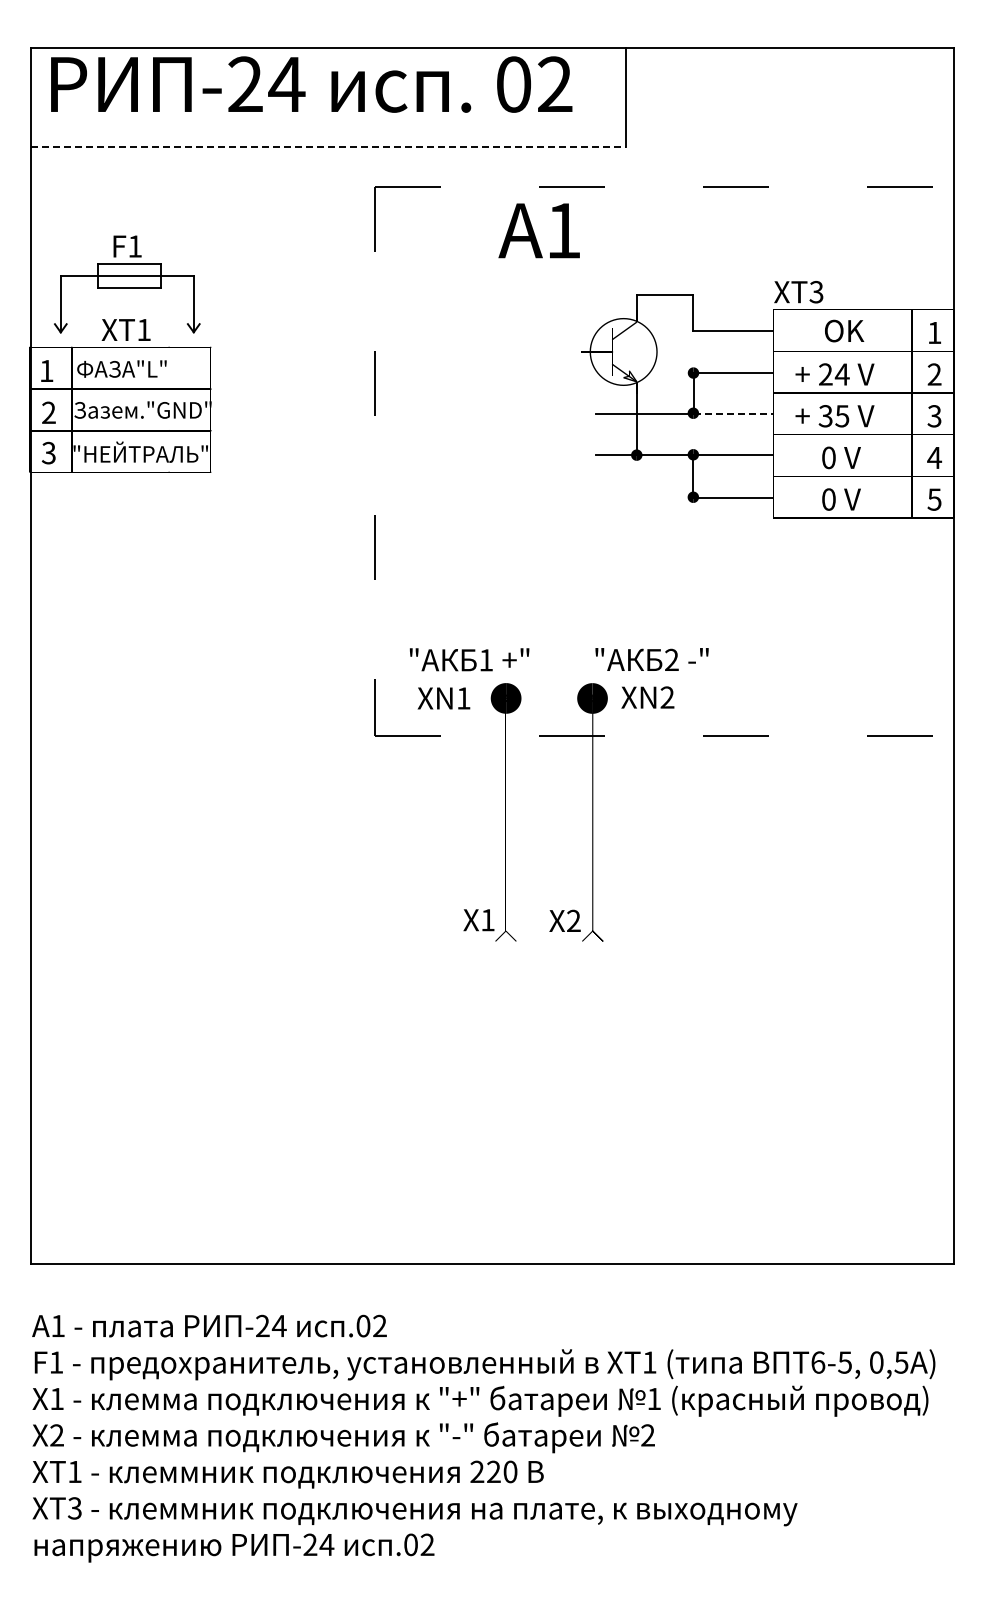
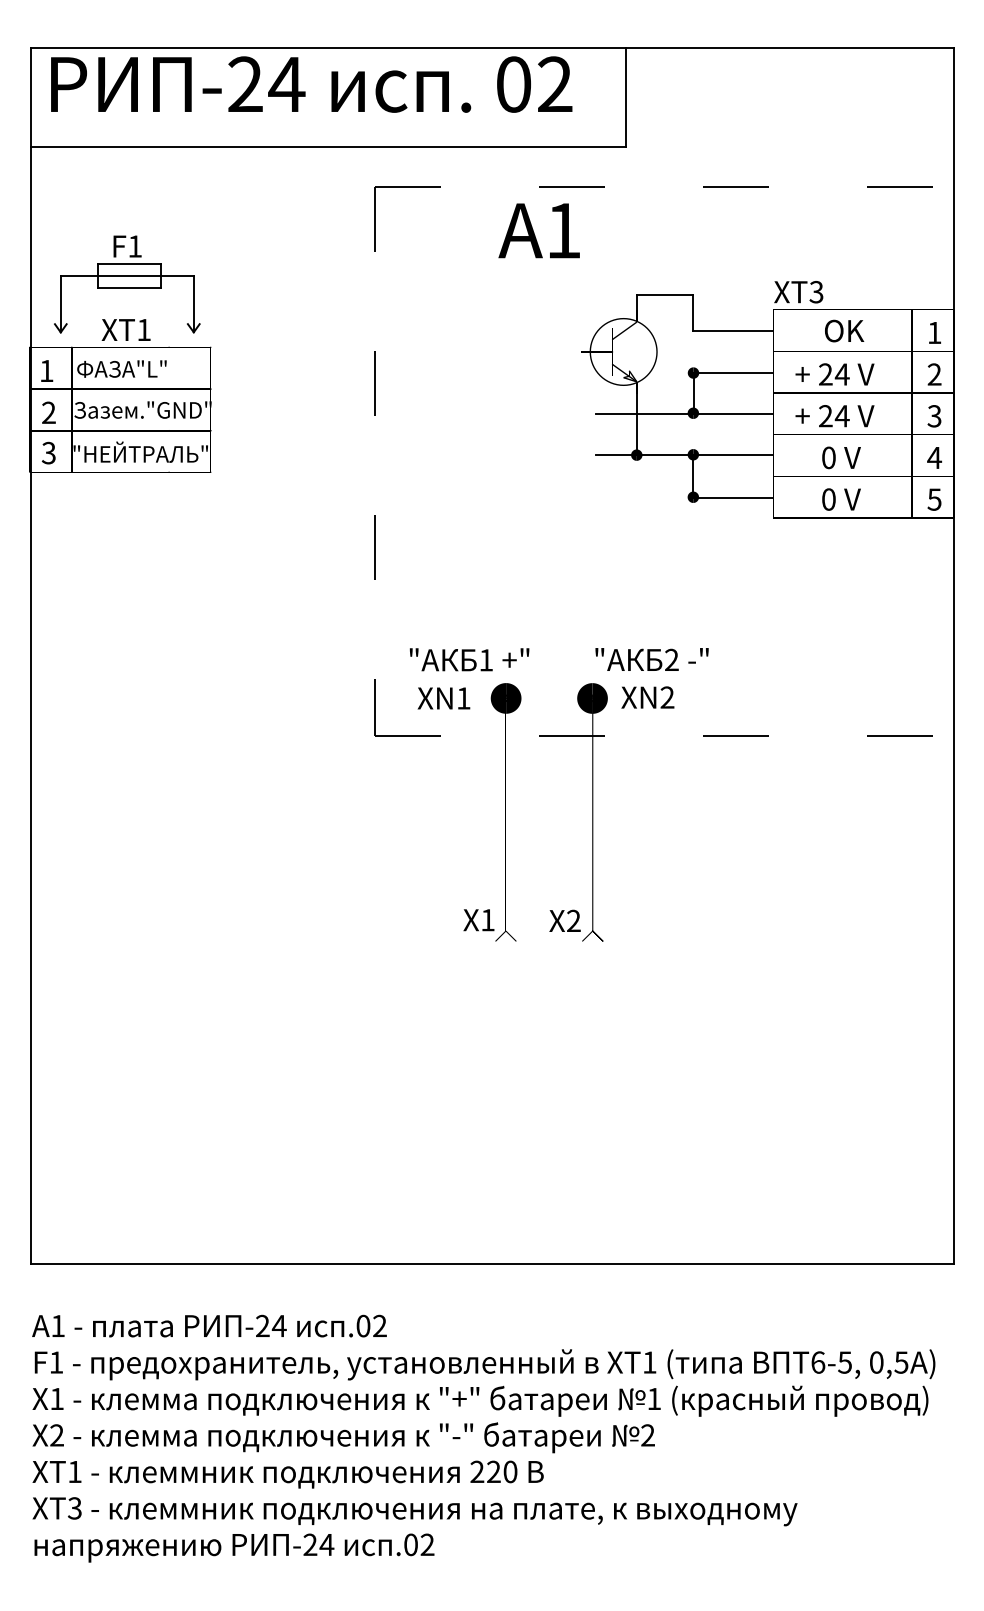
line: dashed -> solid (328, 146)
line: dashed -> solid (733, 413)
text: 35 -> 24 (833, 416)
